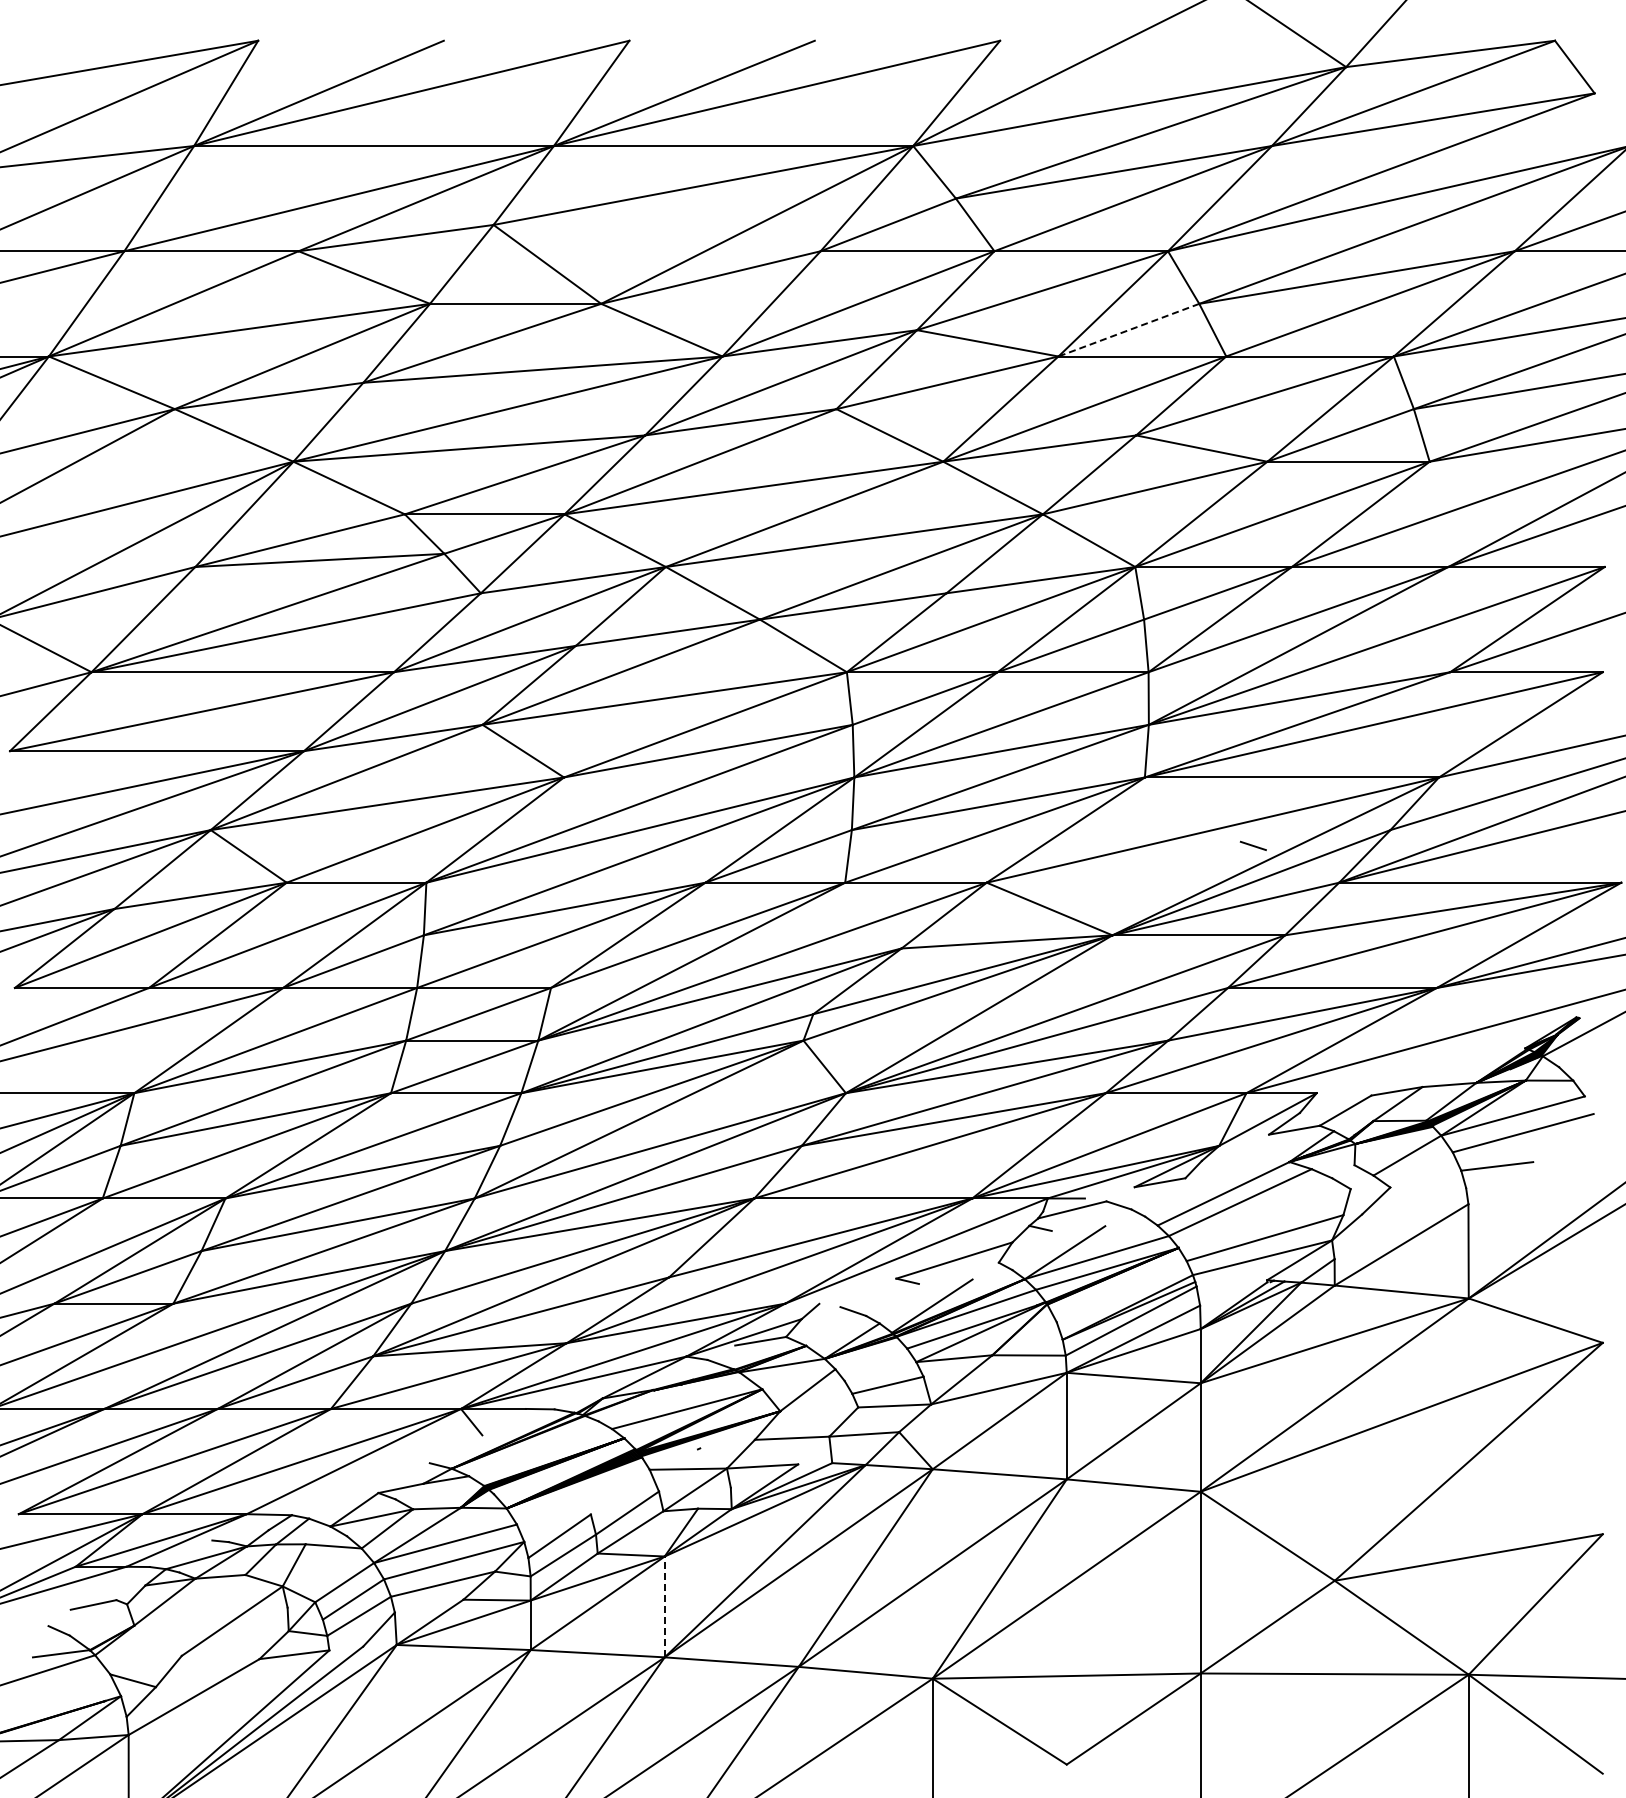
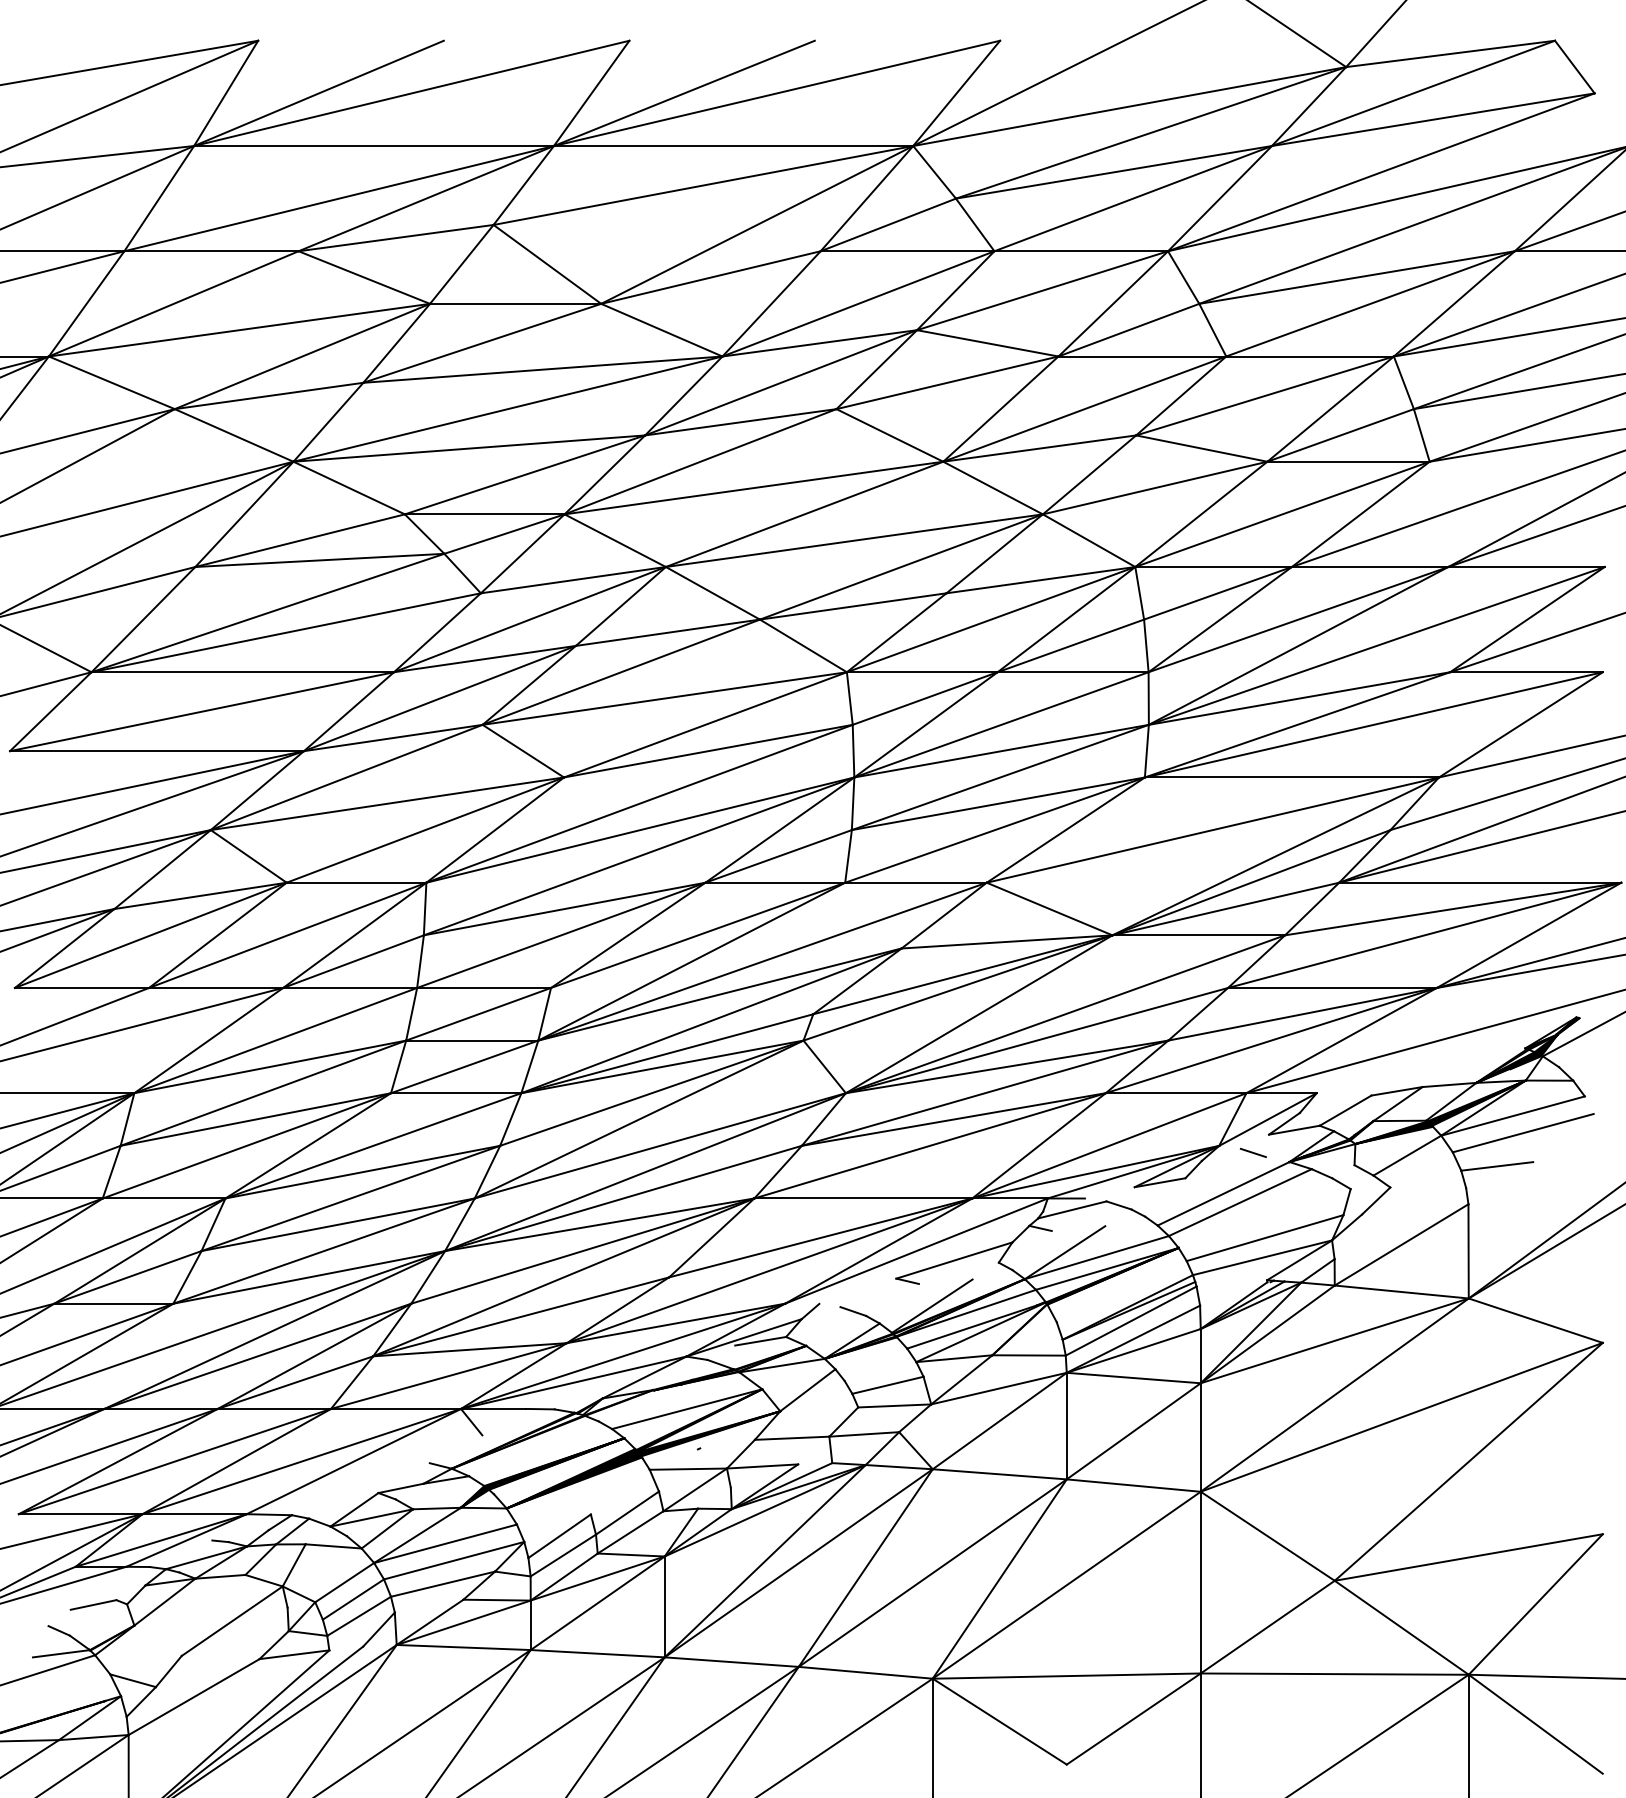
line: dashed -> solid (1128, 330)
line position: (1252, 845) -> (1252, 1152) (1252, 1152)
line: dashed -> solid (664, 1606)
